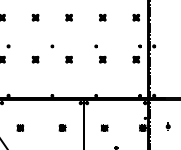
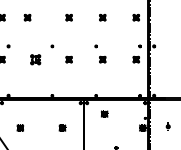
part position: (35, 17) -> (27, 17) (27, 17)
part size: 9x9 px -> 12x12 px (35, 59)
part position: (104, 127) -> (104, 113) (104, 113)
